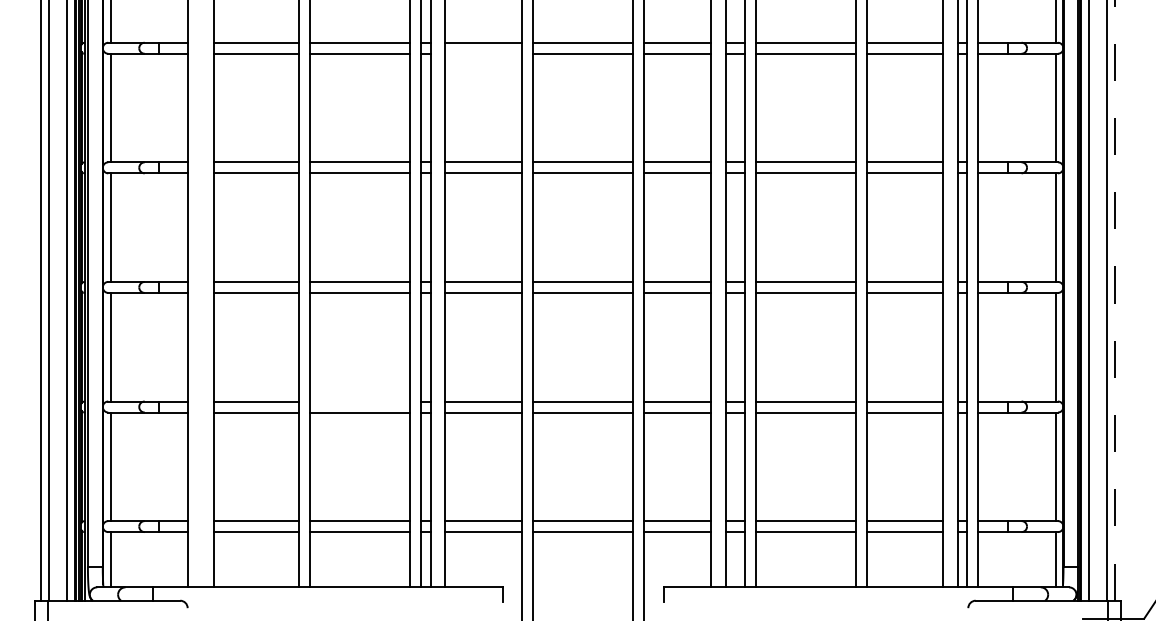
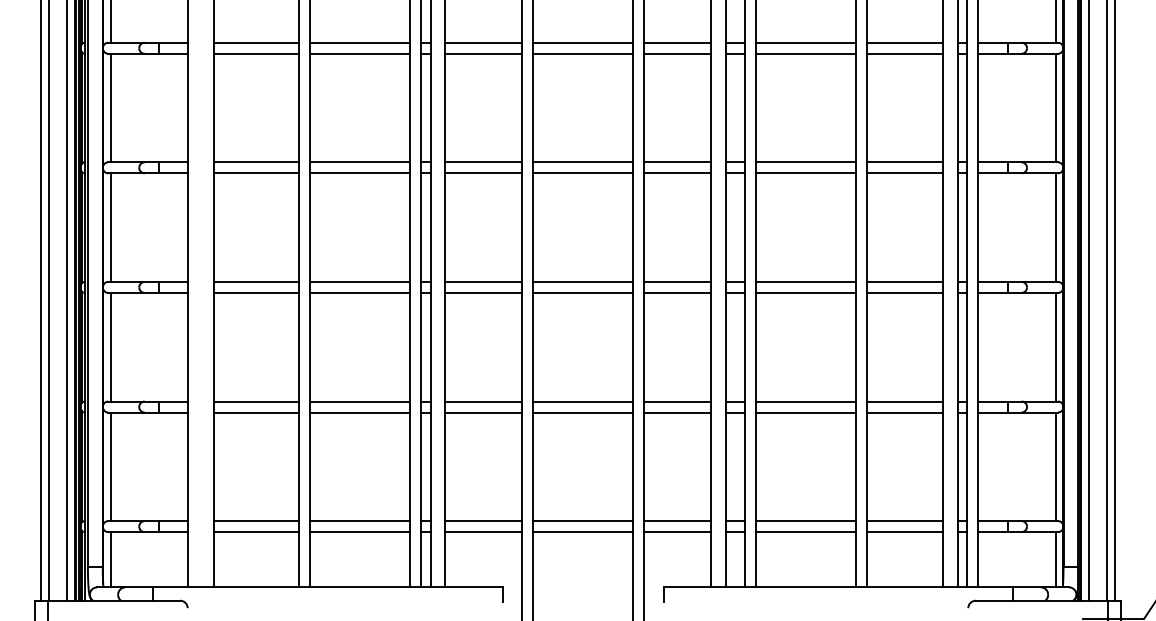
line: none -> present (483, 53)
line: dashed -> solid (1114, 300)
line: none -> present (359, 401)
